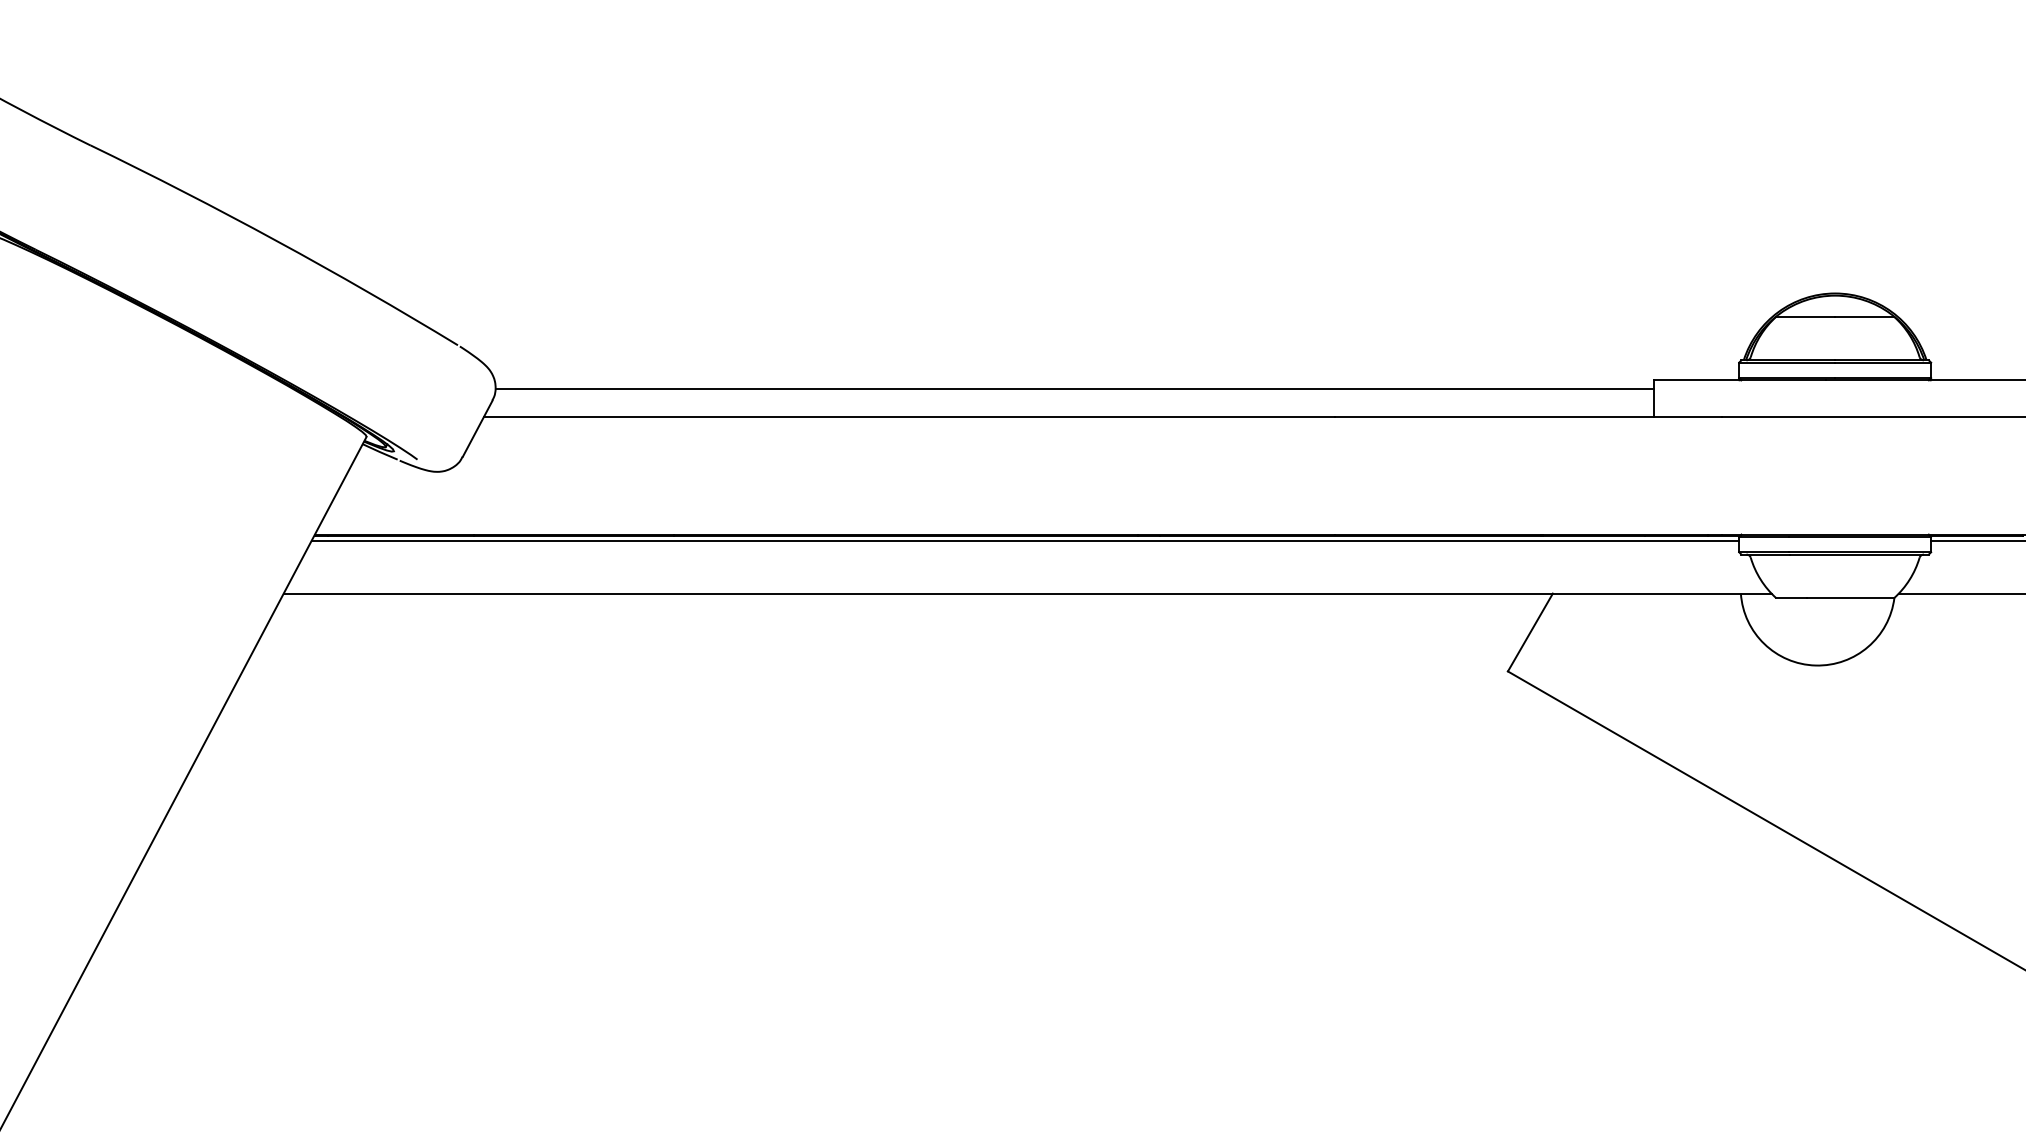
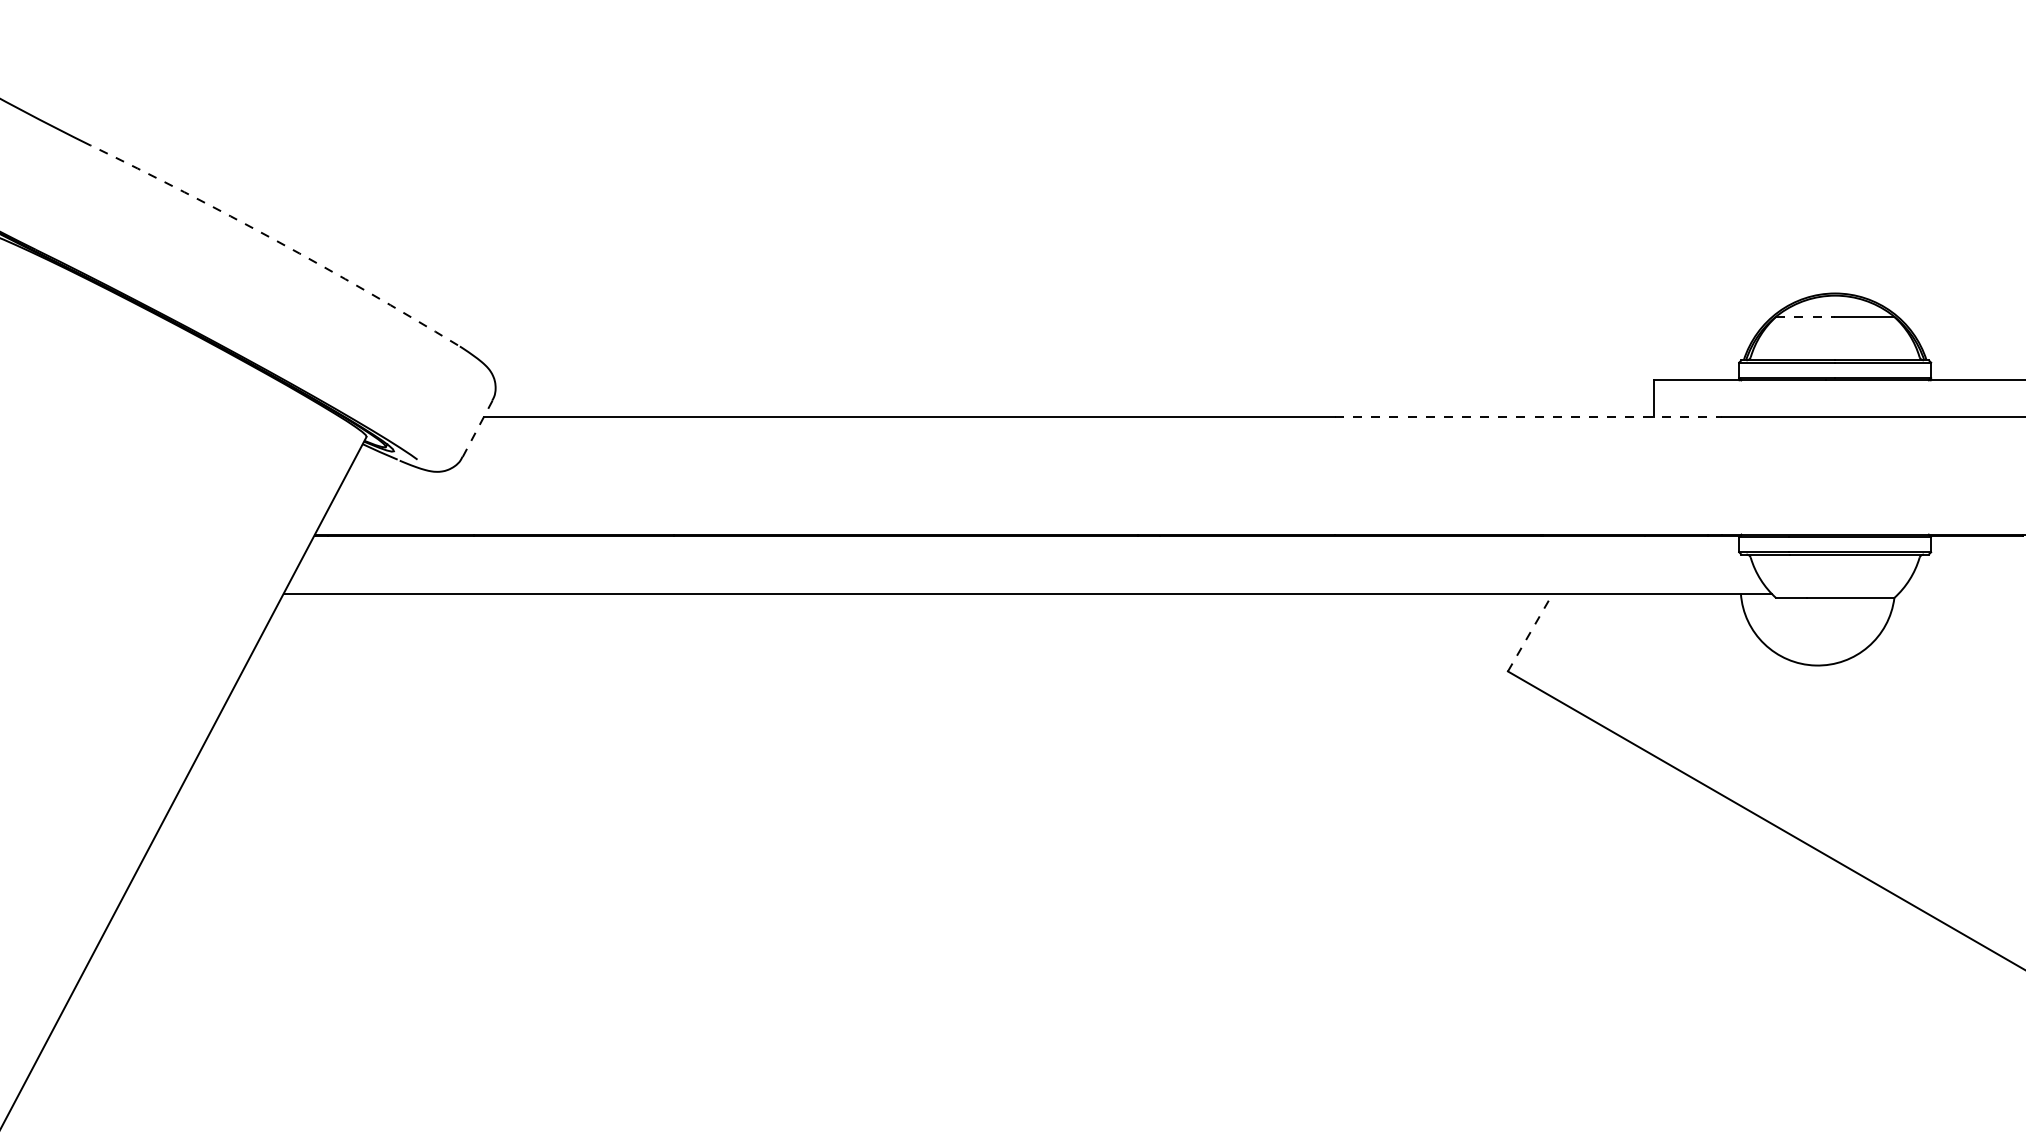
arc: solid -> dashed (276, 241)
line: solid -> dashed (1806, 316)
line: present -> none (1074, 389)
line: solid -> dashed (1528, 416)
line: solid -> dashed (477, 428)
line: present -> none (1025, 540)
line: present -> none (1976, 540)
line: present -> none (1960, 593)
line: solid -> dashed (1530, 632)
